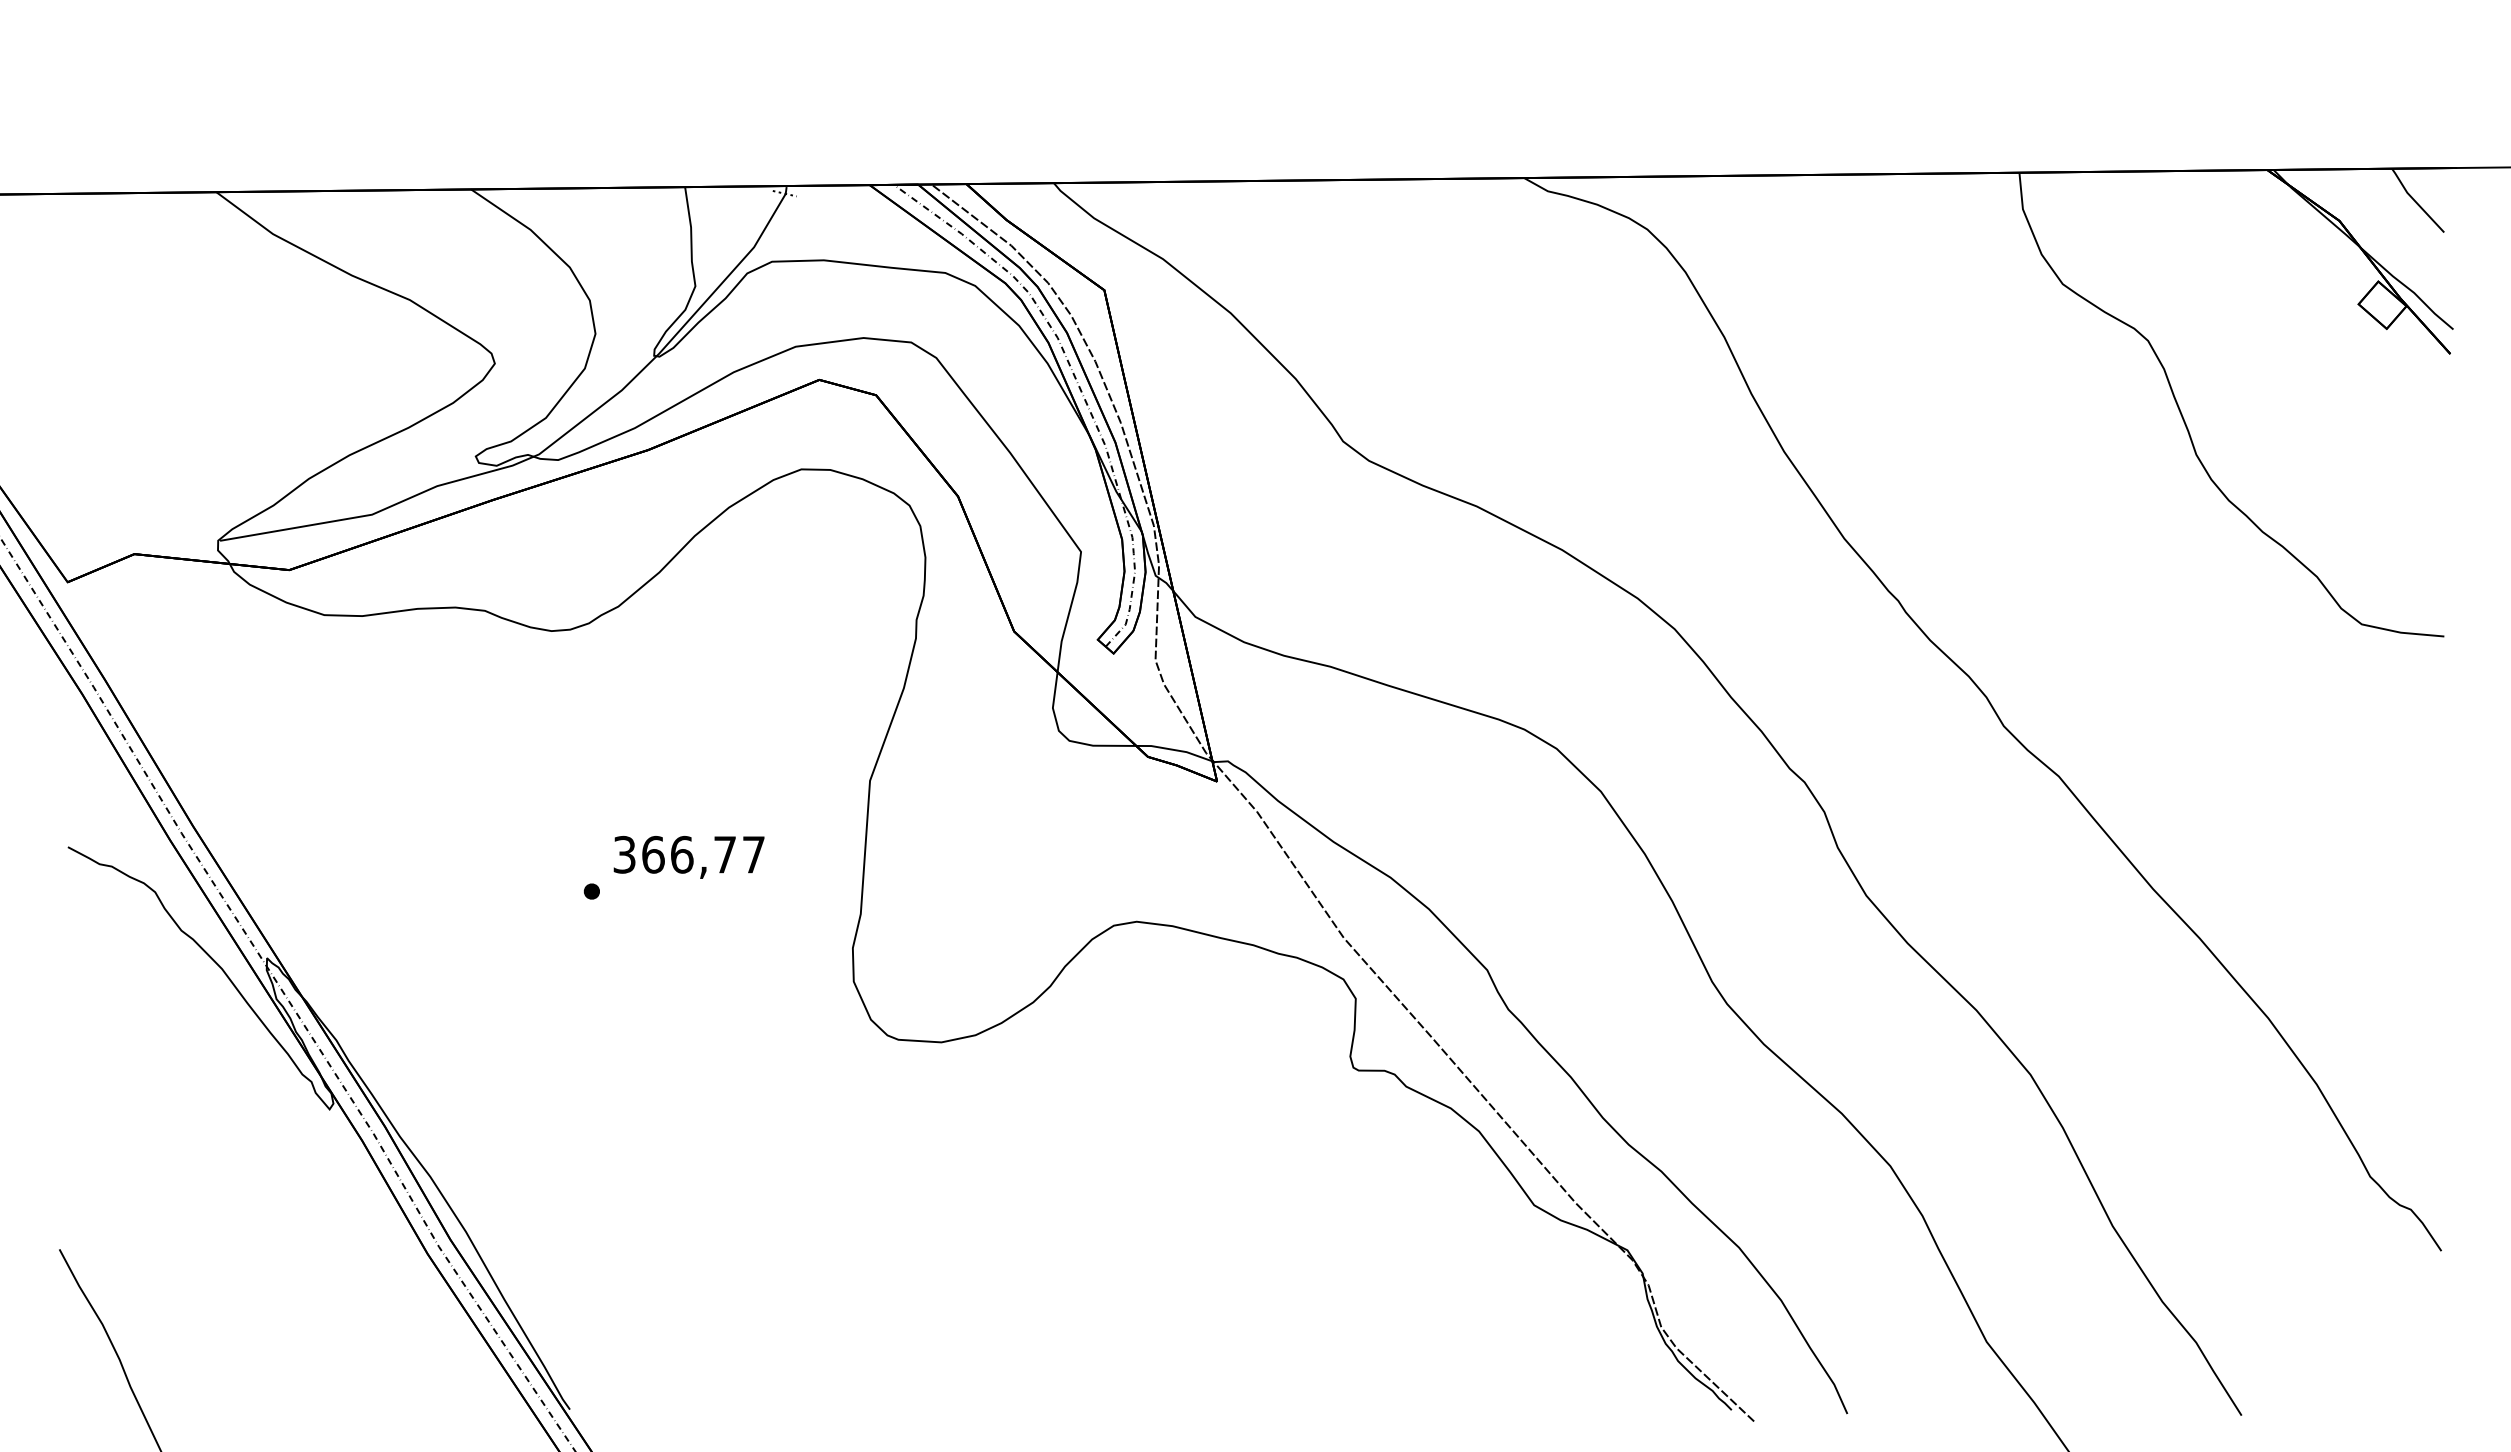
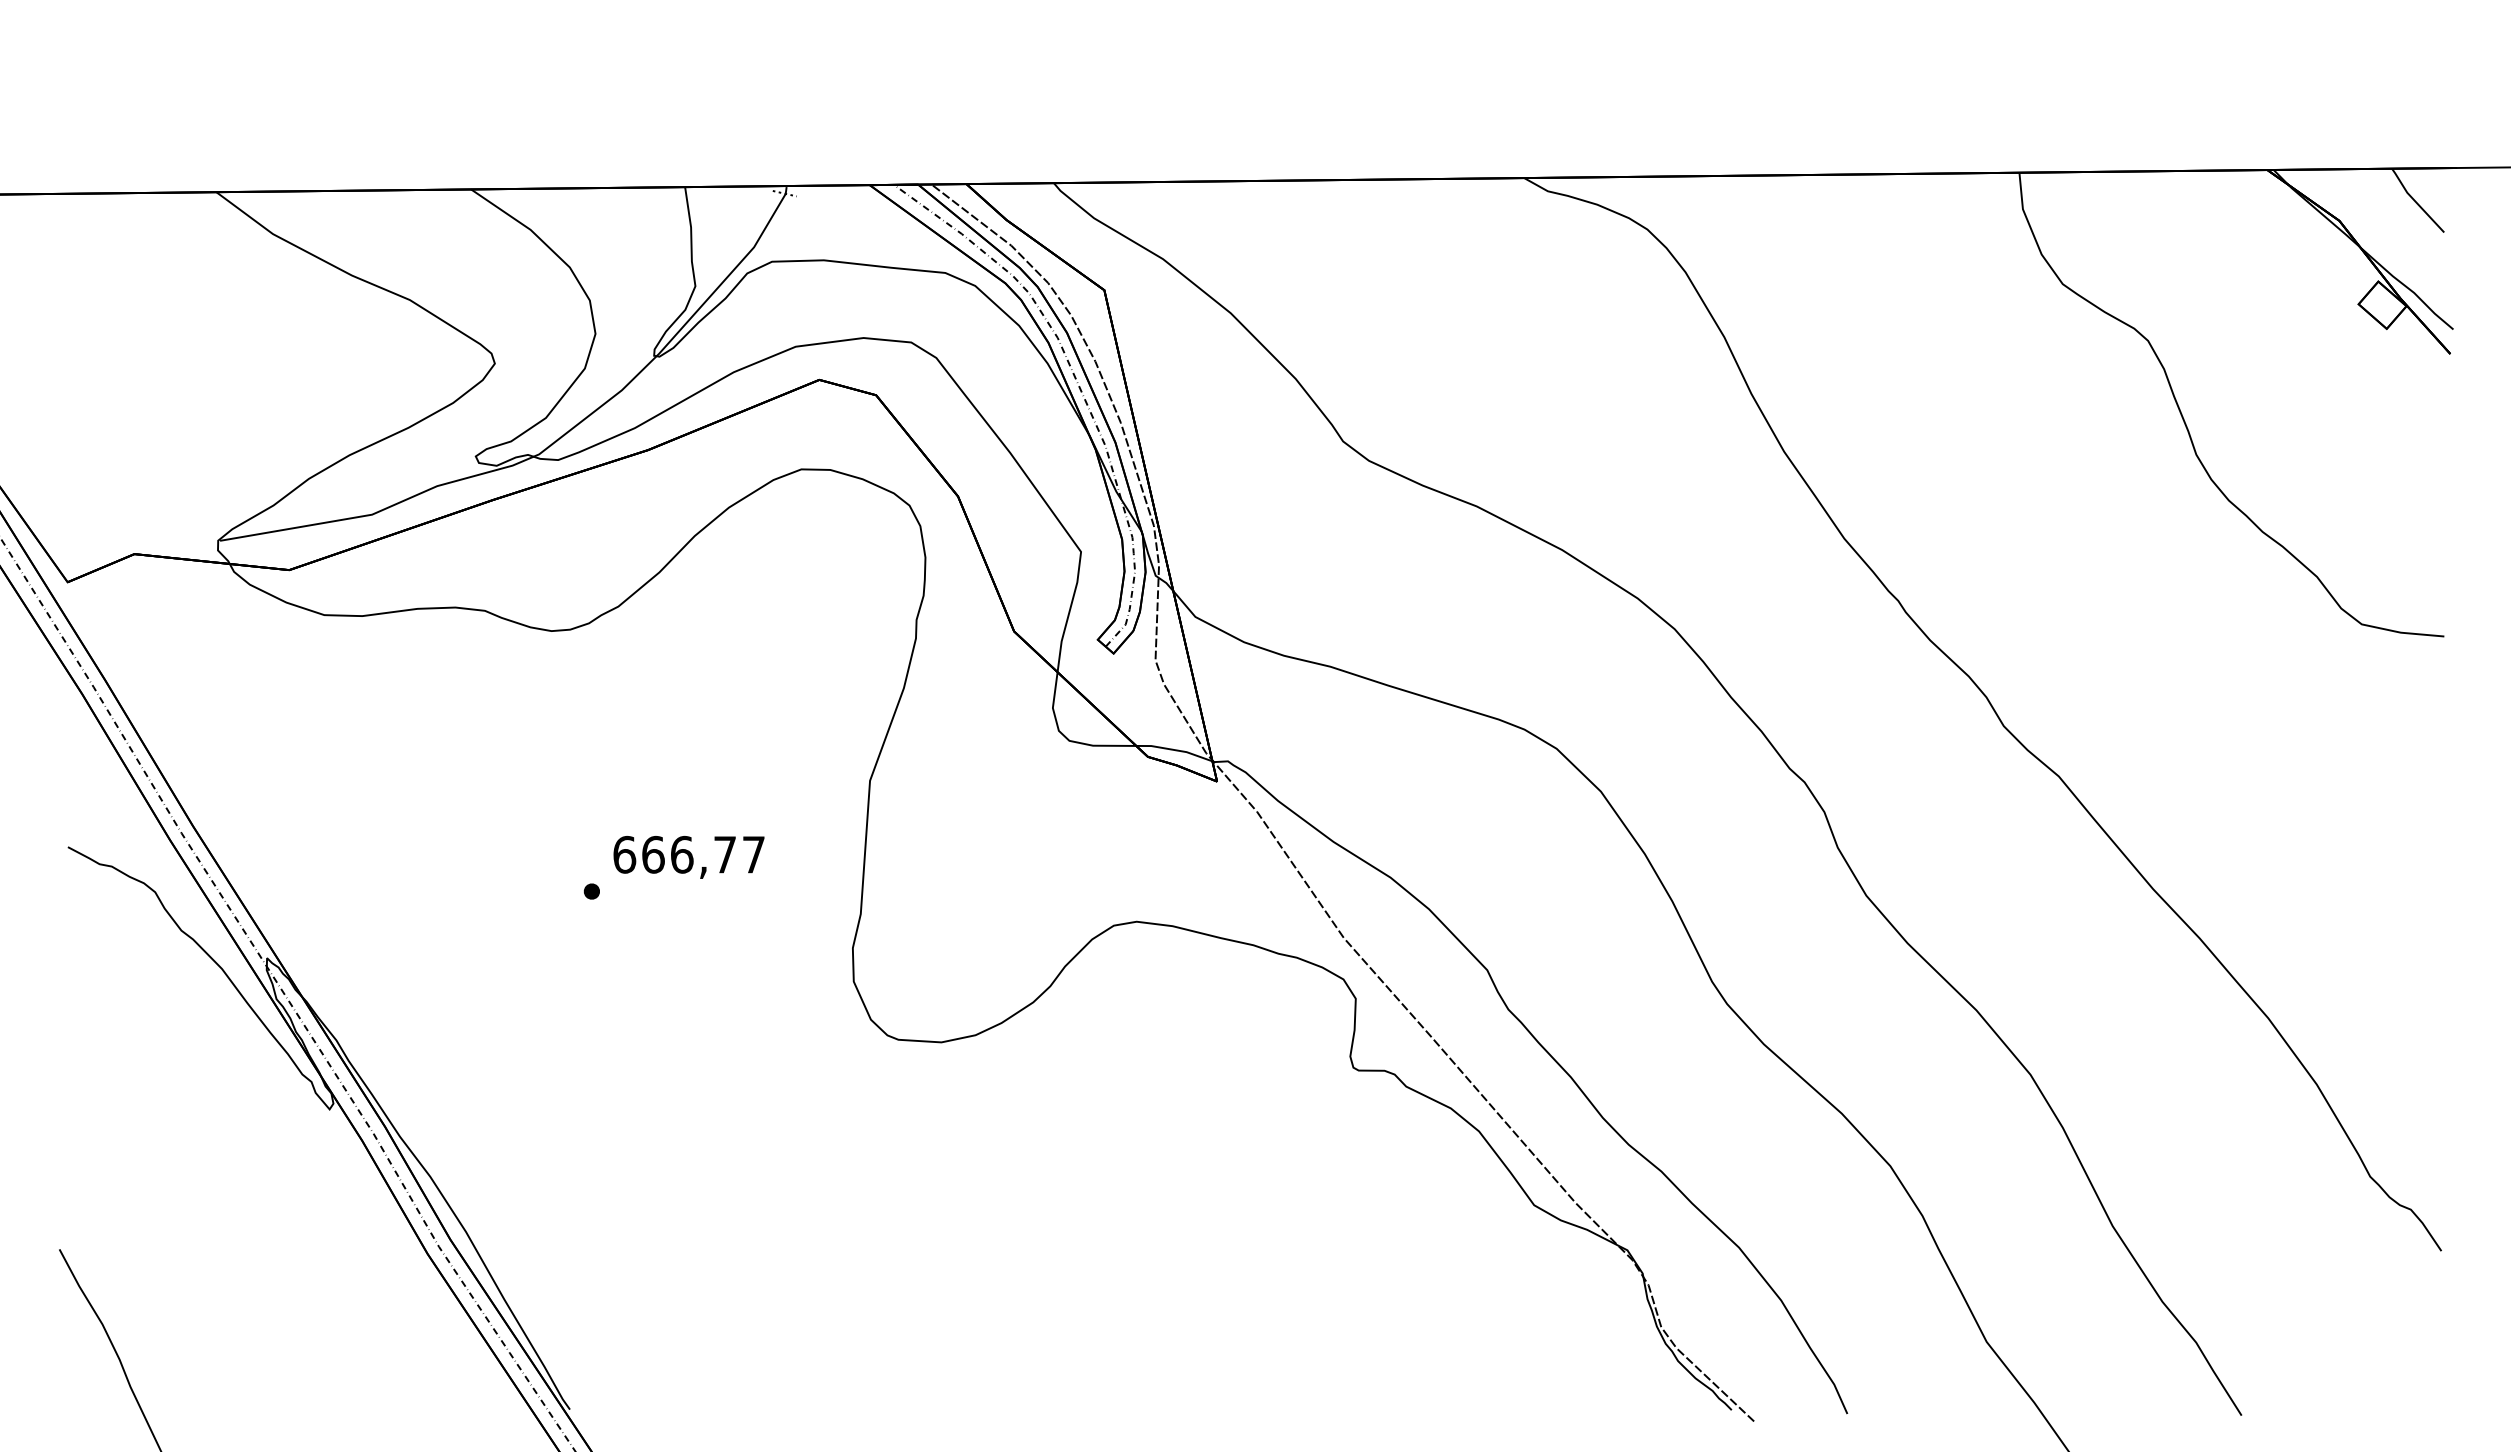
text: 366,77 -> 666,77 (624, 854)
